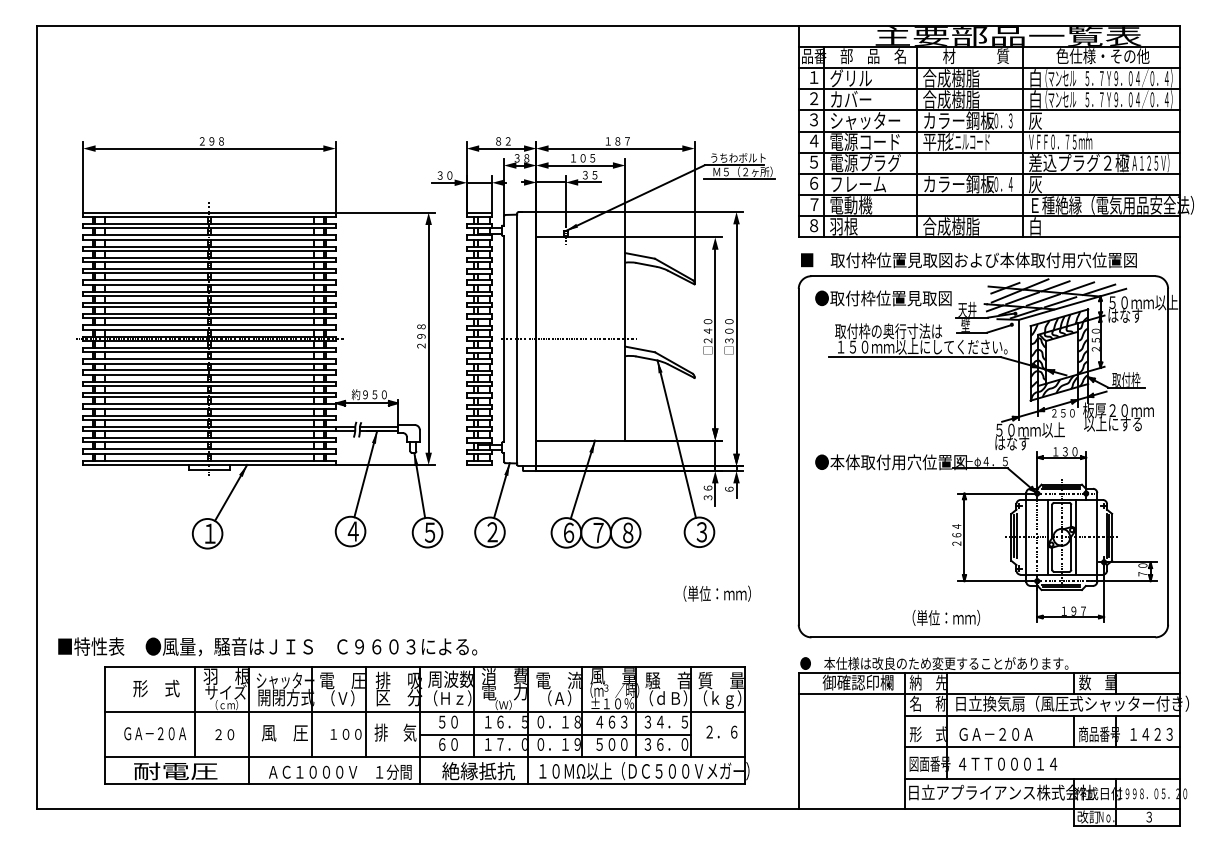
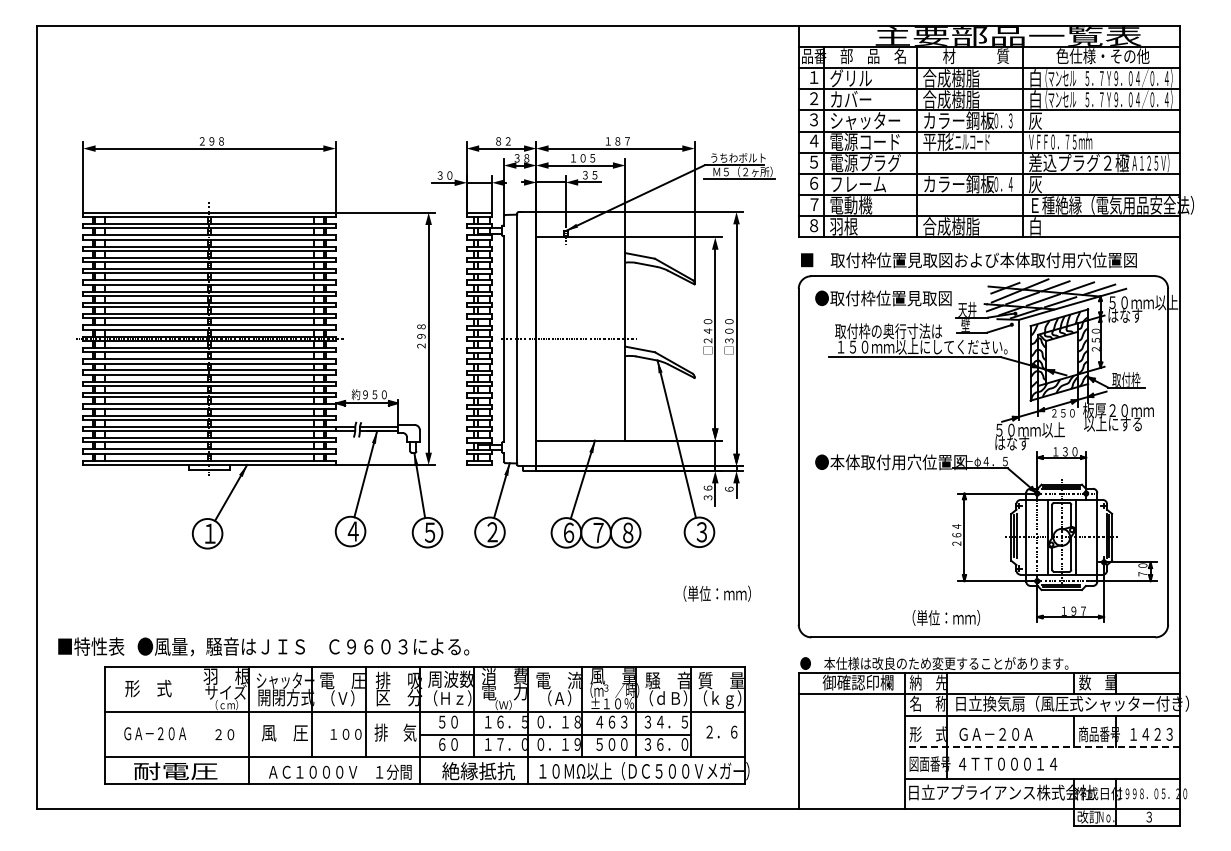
text position: (311, 646) -> (303, 646) (303, 646)
text position: (156, 688) -> (148, 688) (148, 688)
line: present -> none (195, 712)
line: solid -> dashed (1042, 747)
